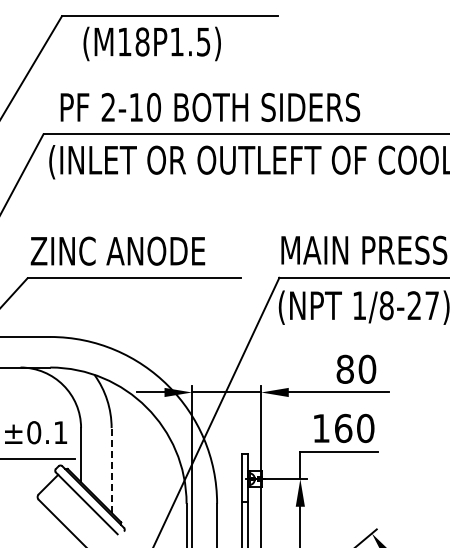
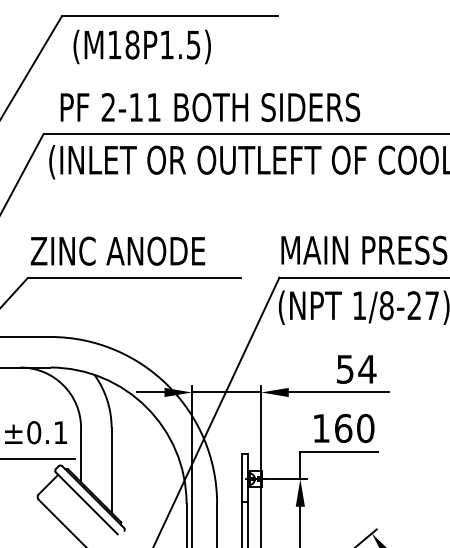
text position: (151, 43) -> (141, 46) (141, 46)
text: 2-10 -> 2-11 (154, 107)
text: 80 -> 54 (356, 368)
line: dashed -> solid (111, 469)
